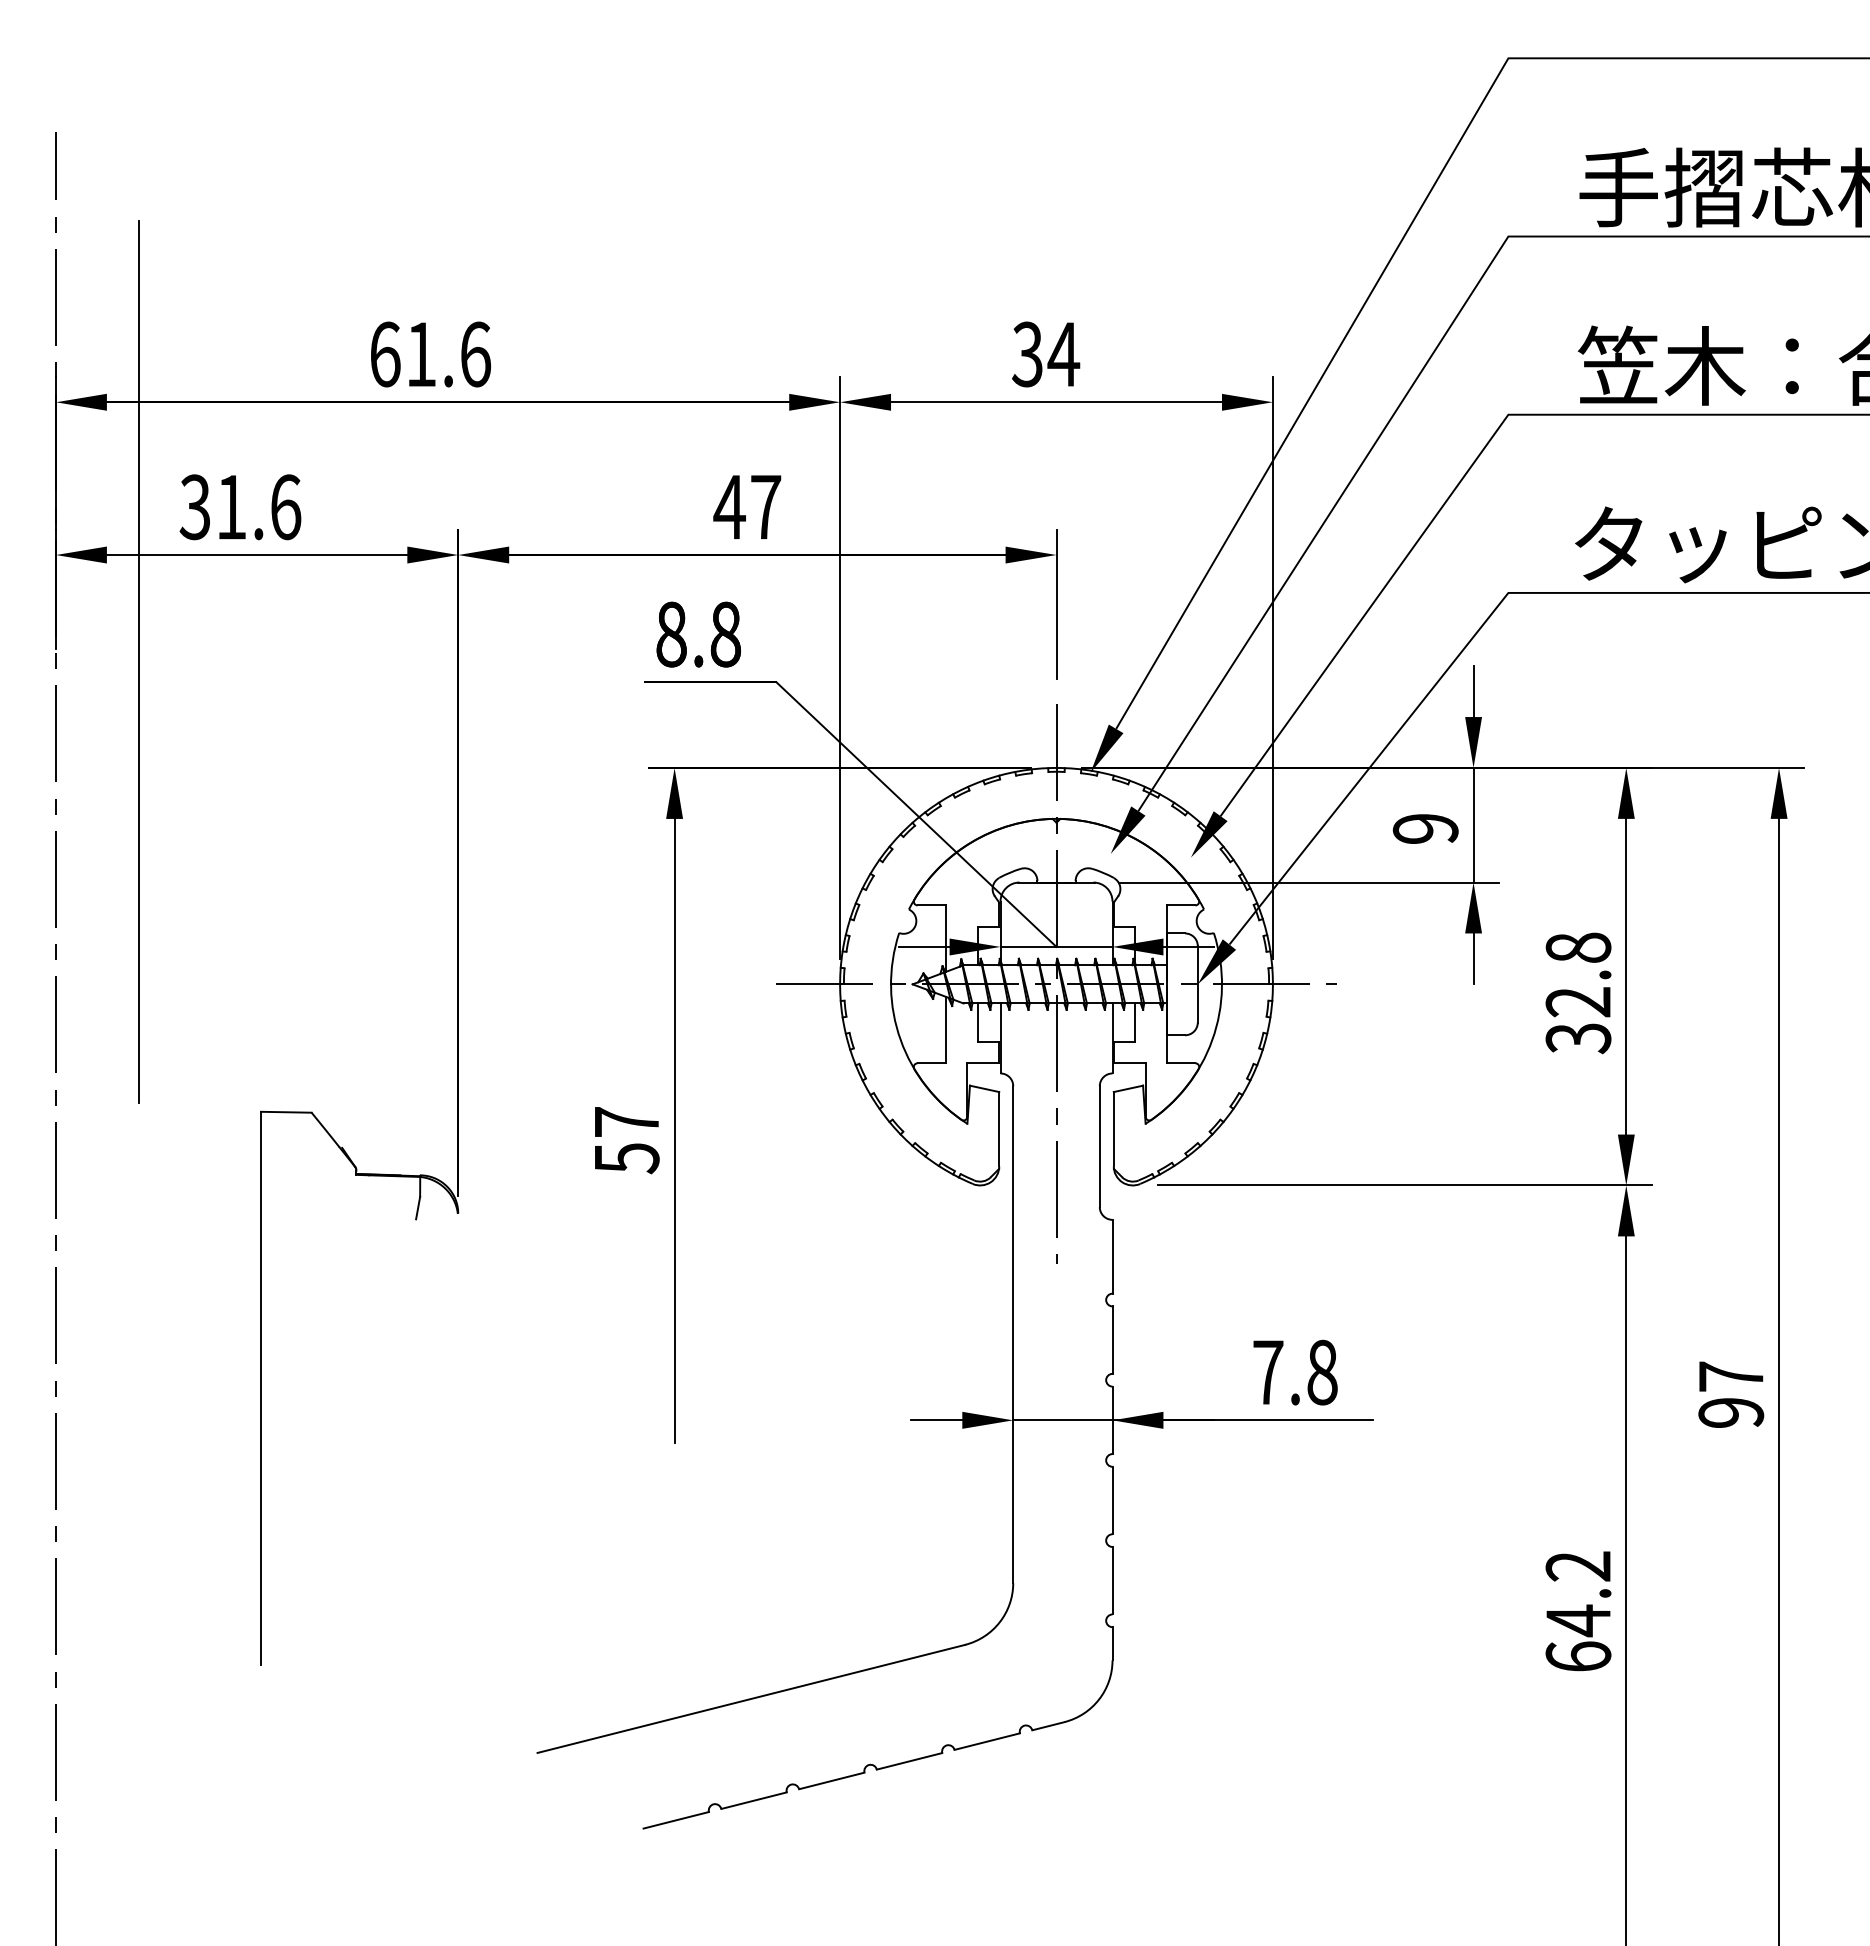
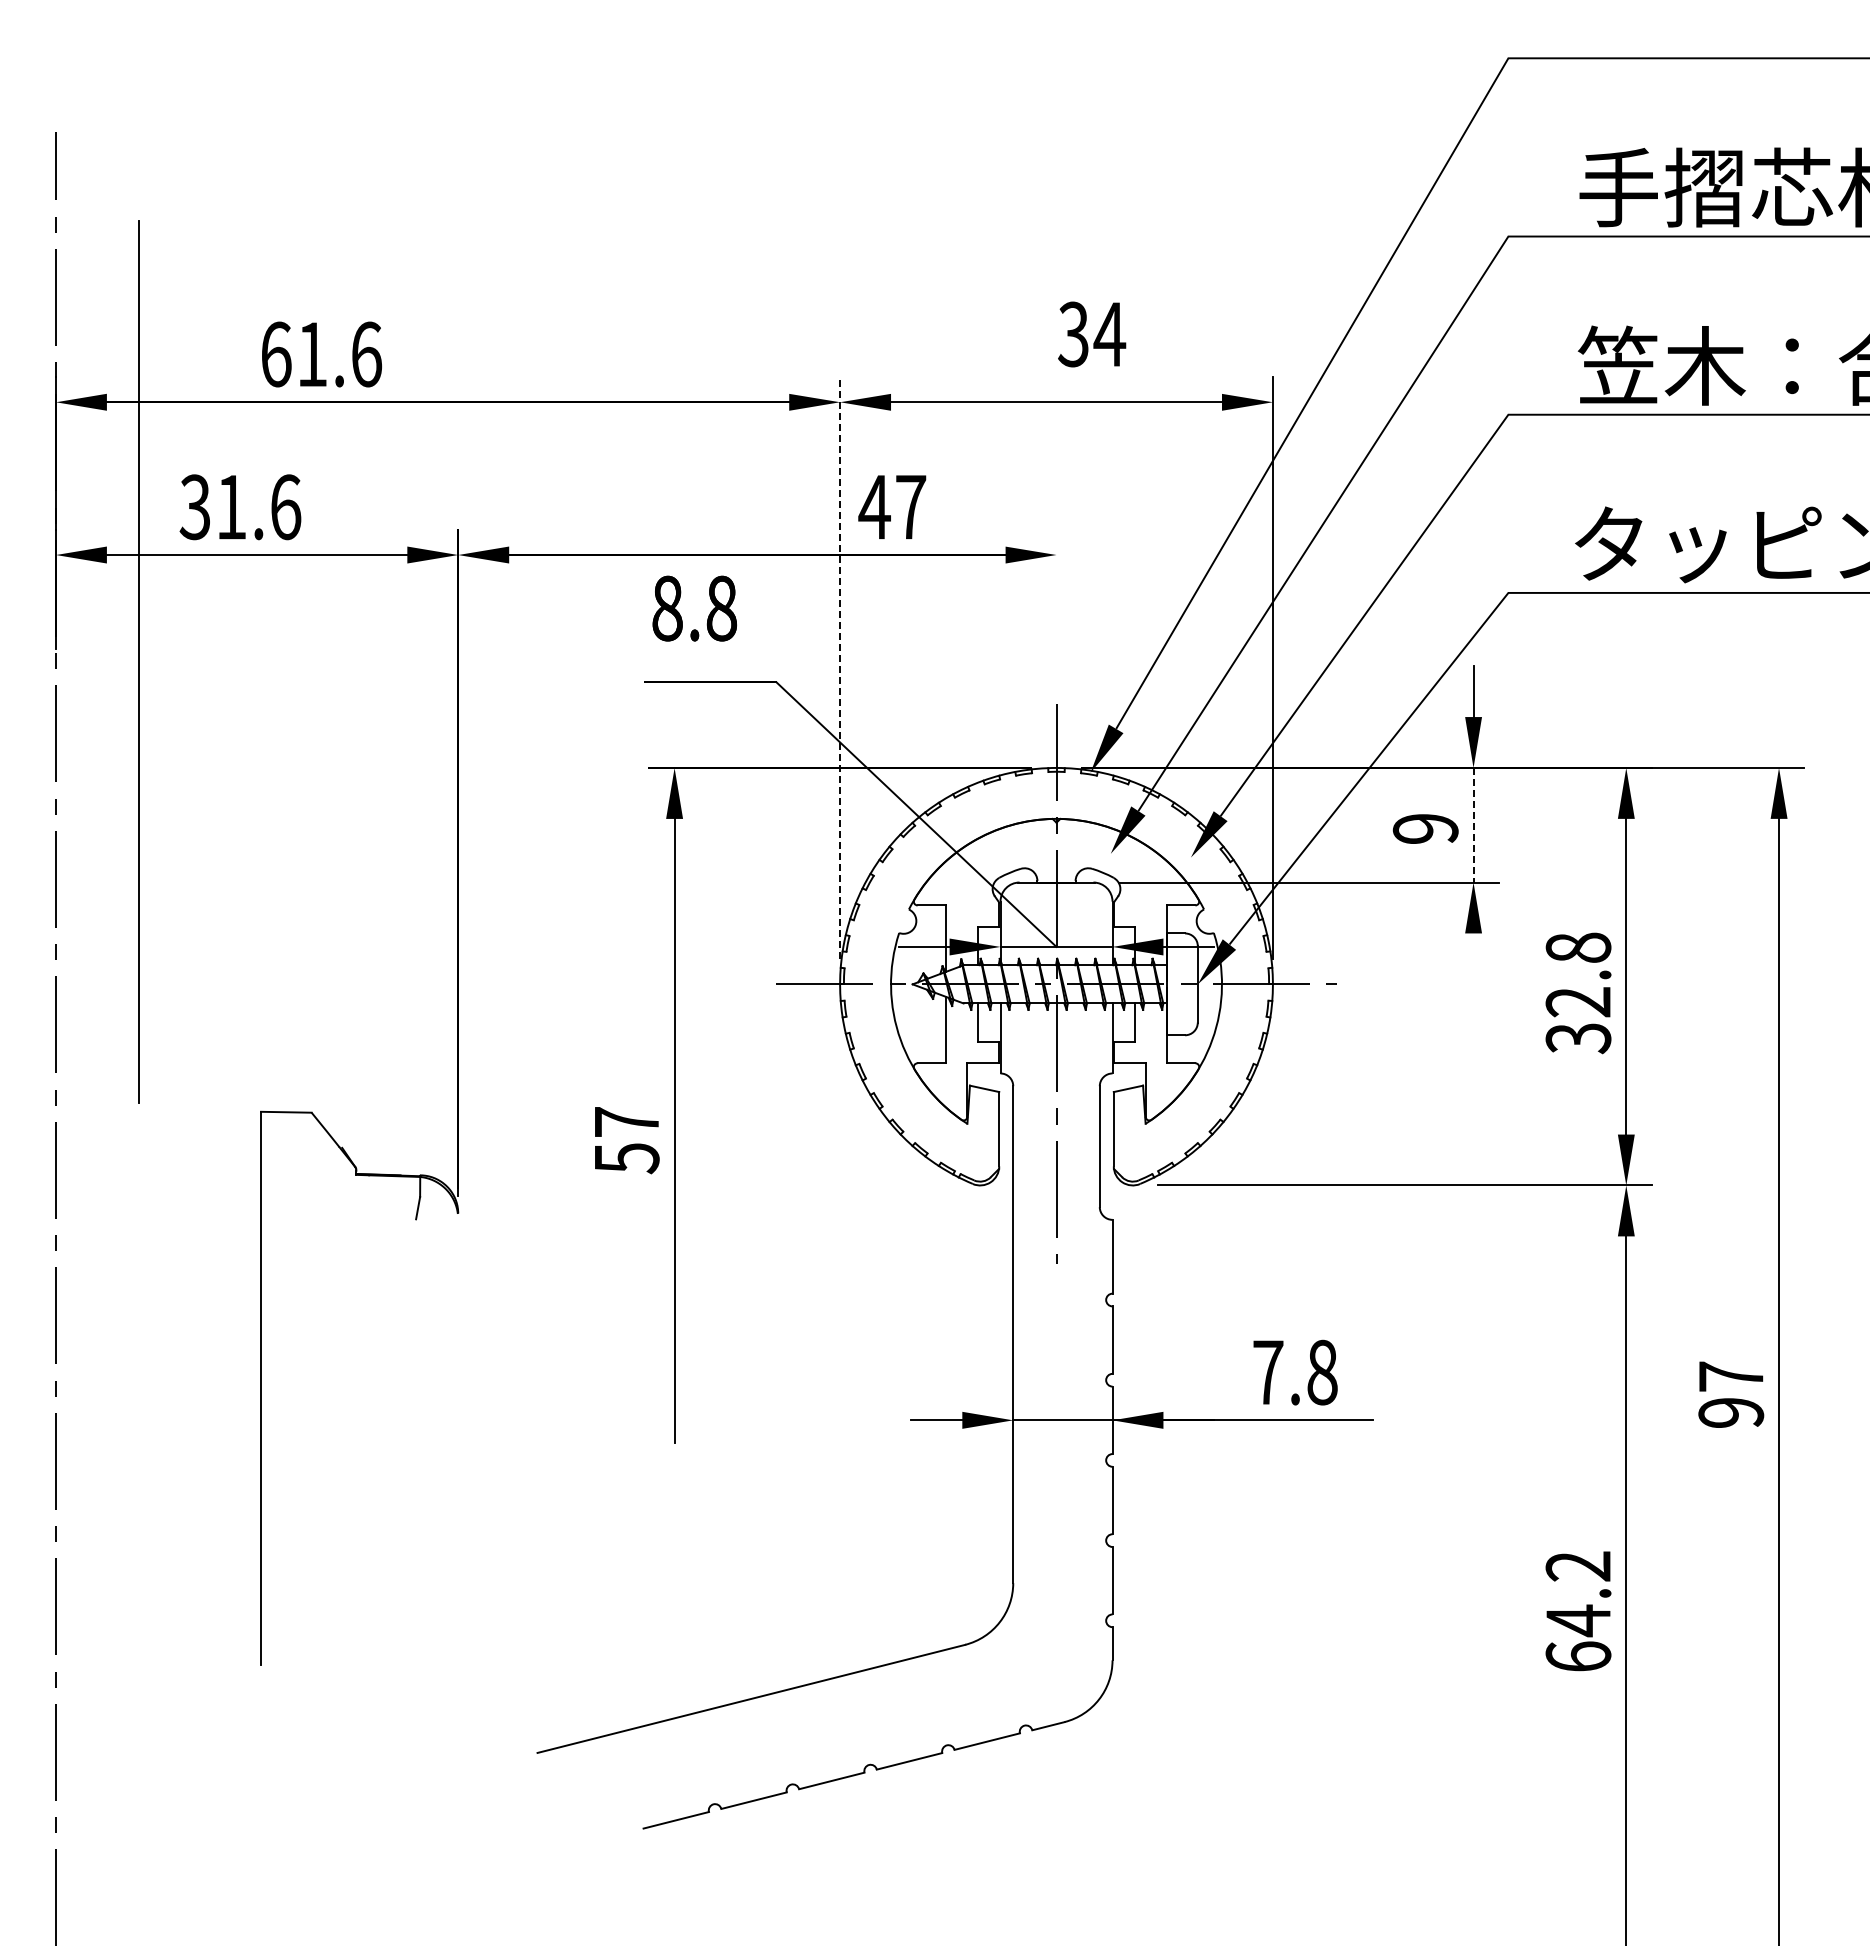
text position: (430, 354) -> (321, 354) (321, 354)
text position: (1046, 354) -> (1092, 334) (1092, 334)
text position: (747, 506) -> (892, 506) (892, 506)
line: present -> none (1056, 603)
text position: (698, 634) -> (694, 608) (694, 608)
line: solid -> dashed (840, 667)
line: solid -> dashed (1473, 825)
line: present -> none (1473, 958)
